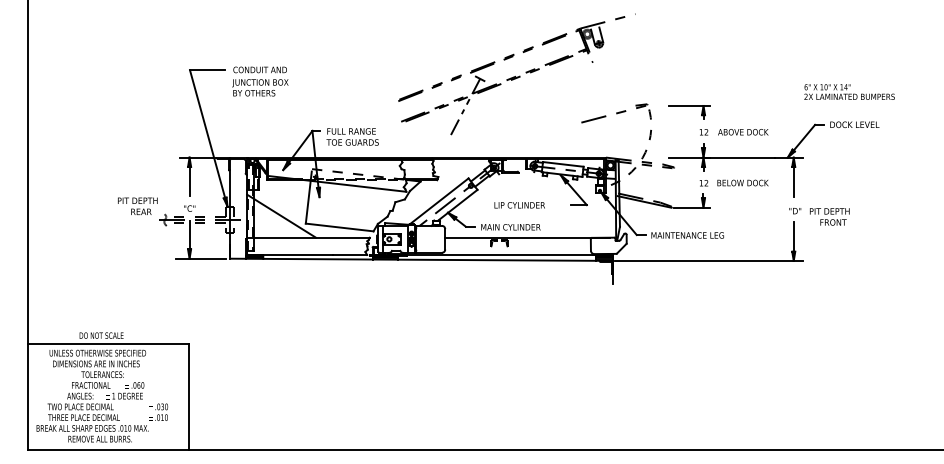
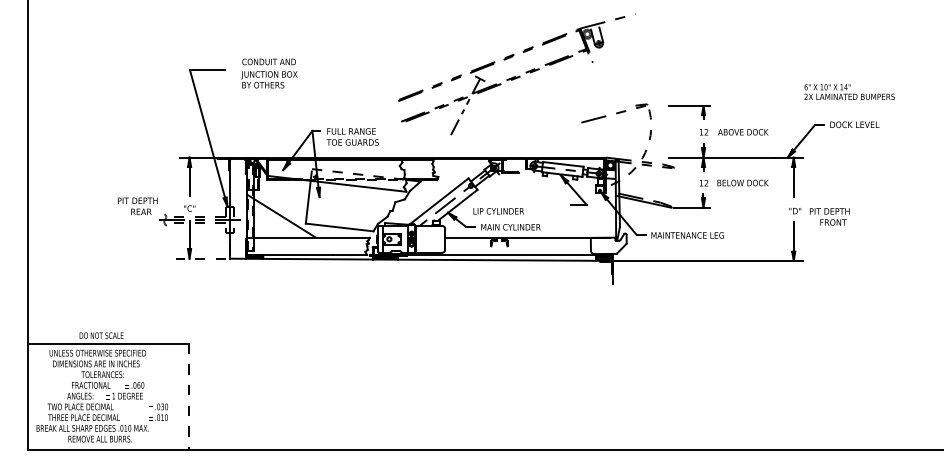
text position: (260, 81) -> (269, 73) (269, 73)
text position: (519, 205) -> (498, 211) (498, 211)
line: solid -> dashed (201, 258)
line: solid -> dashed (188, 396)
